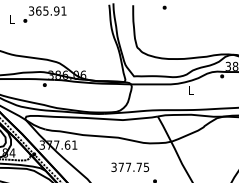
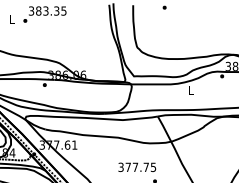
text: 365.91 -> 383.35 (51, 10)
text position: (130, 166) -> (137, 166) (137, 166)
